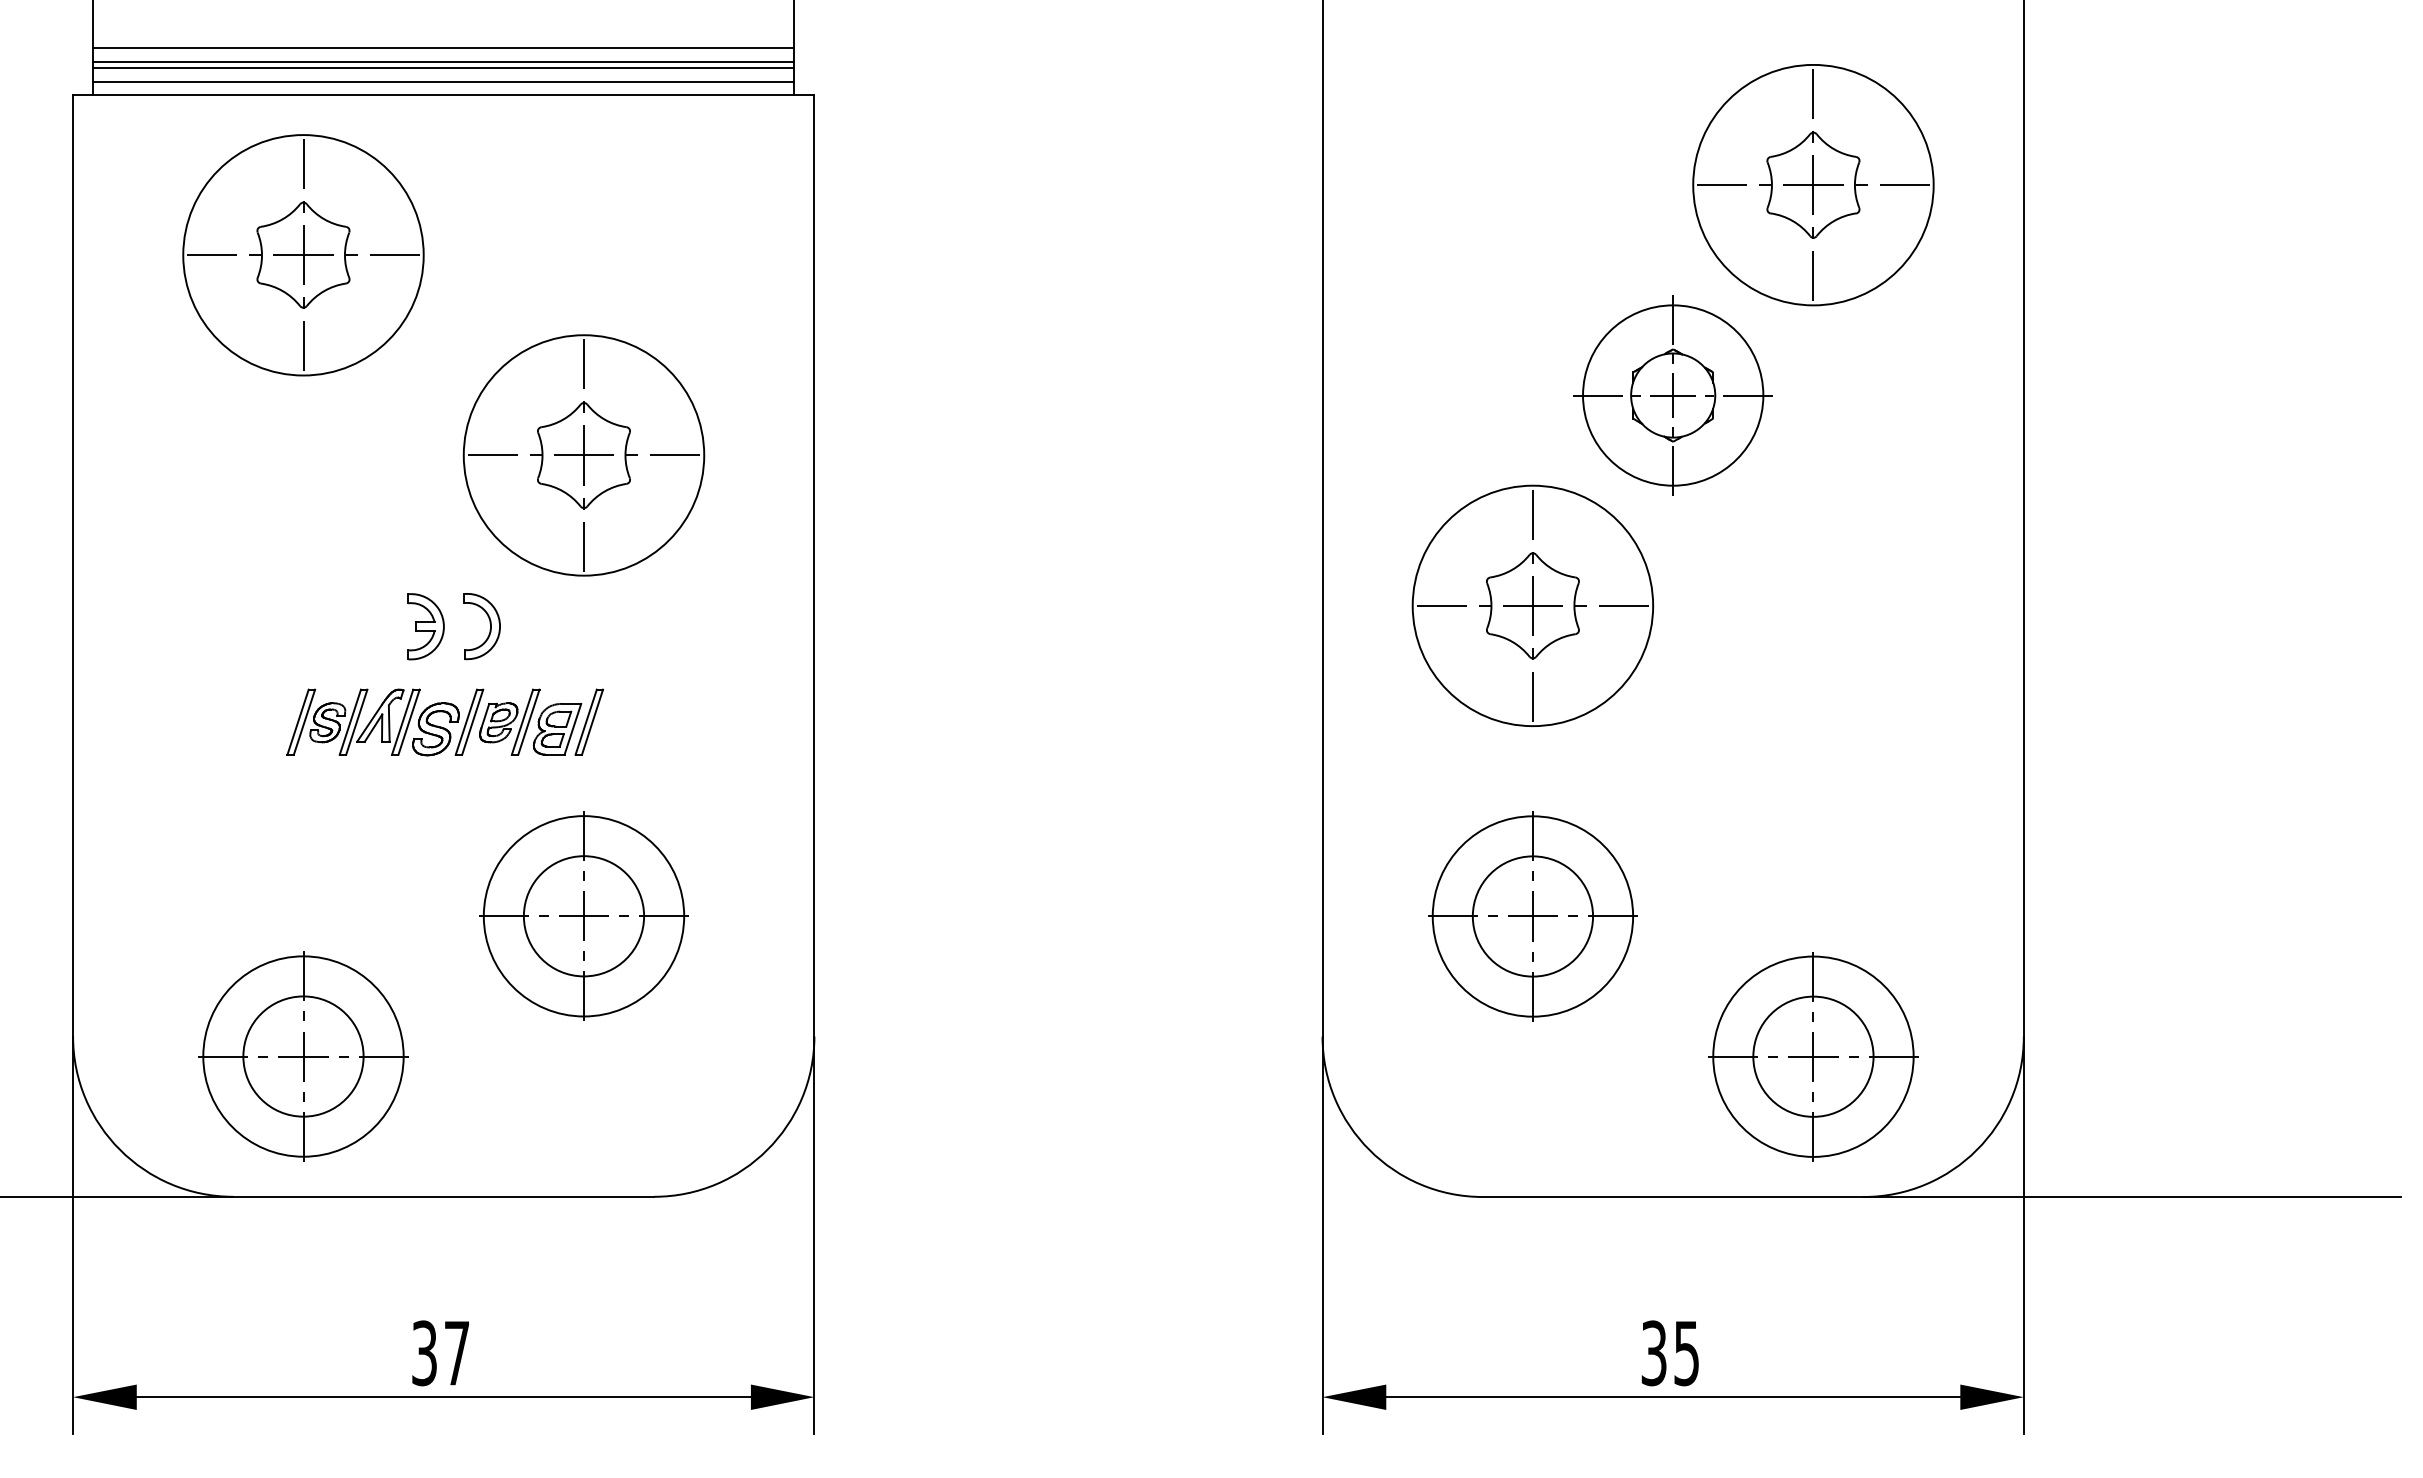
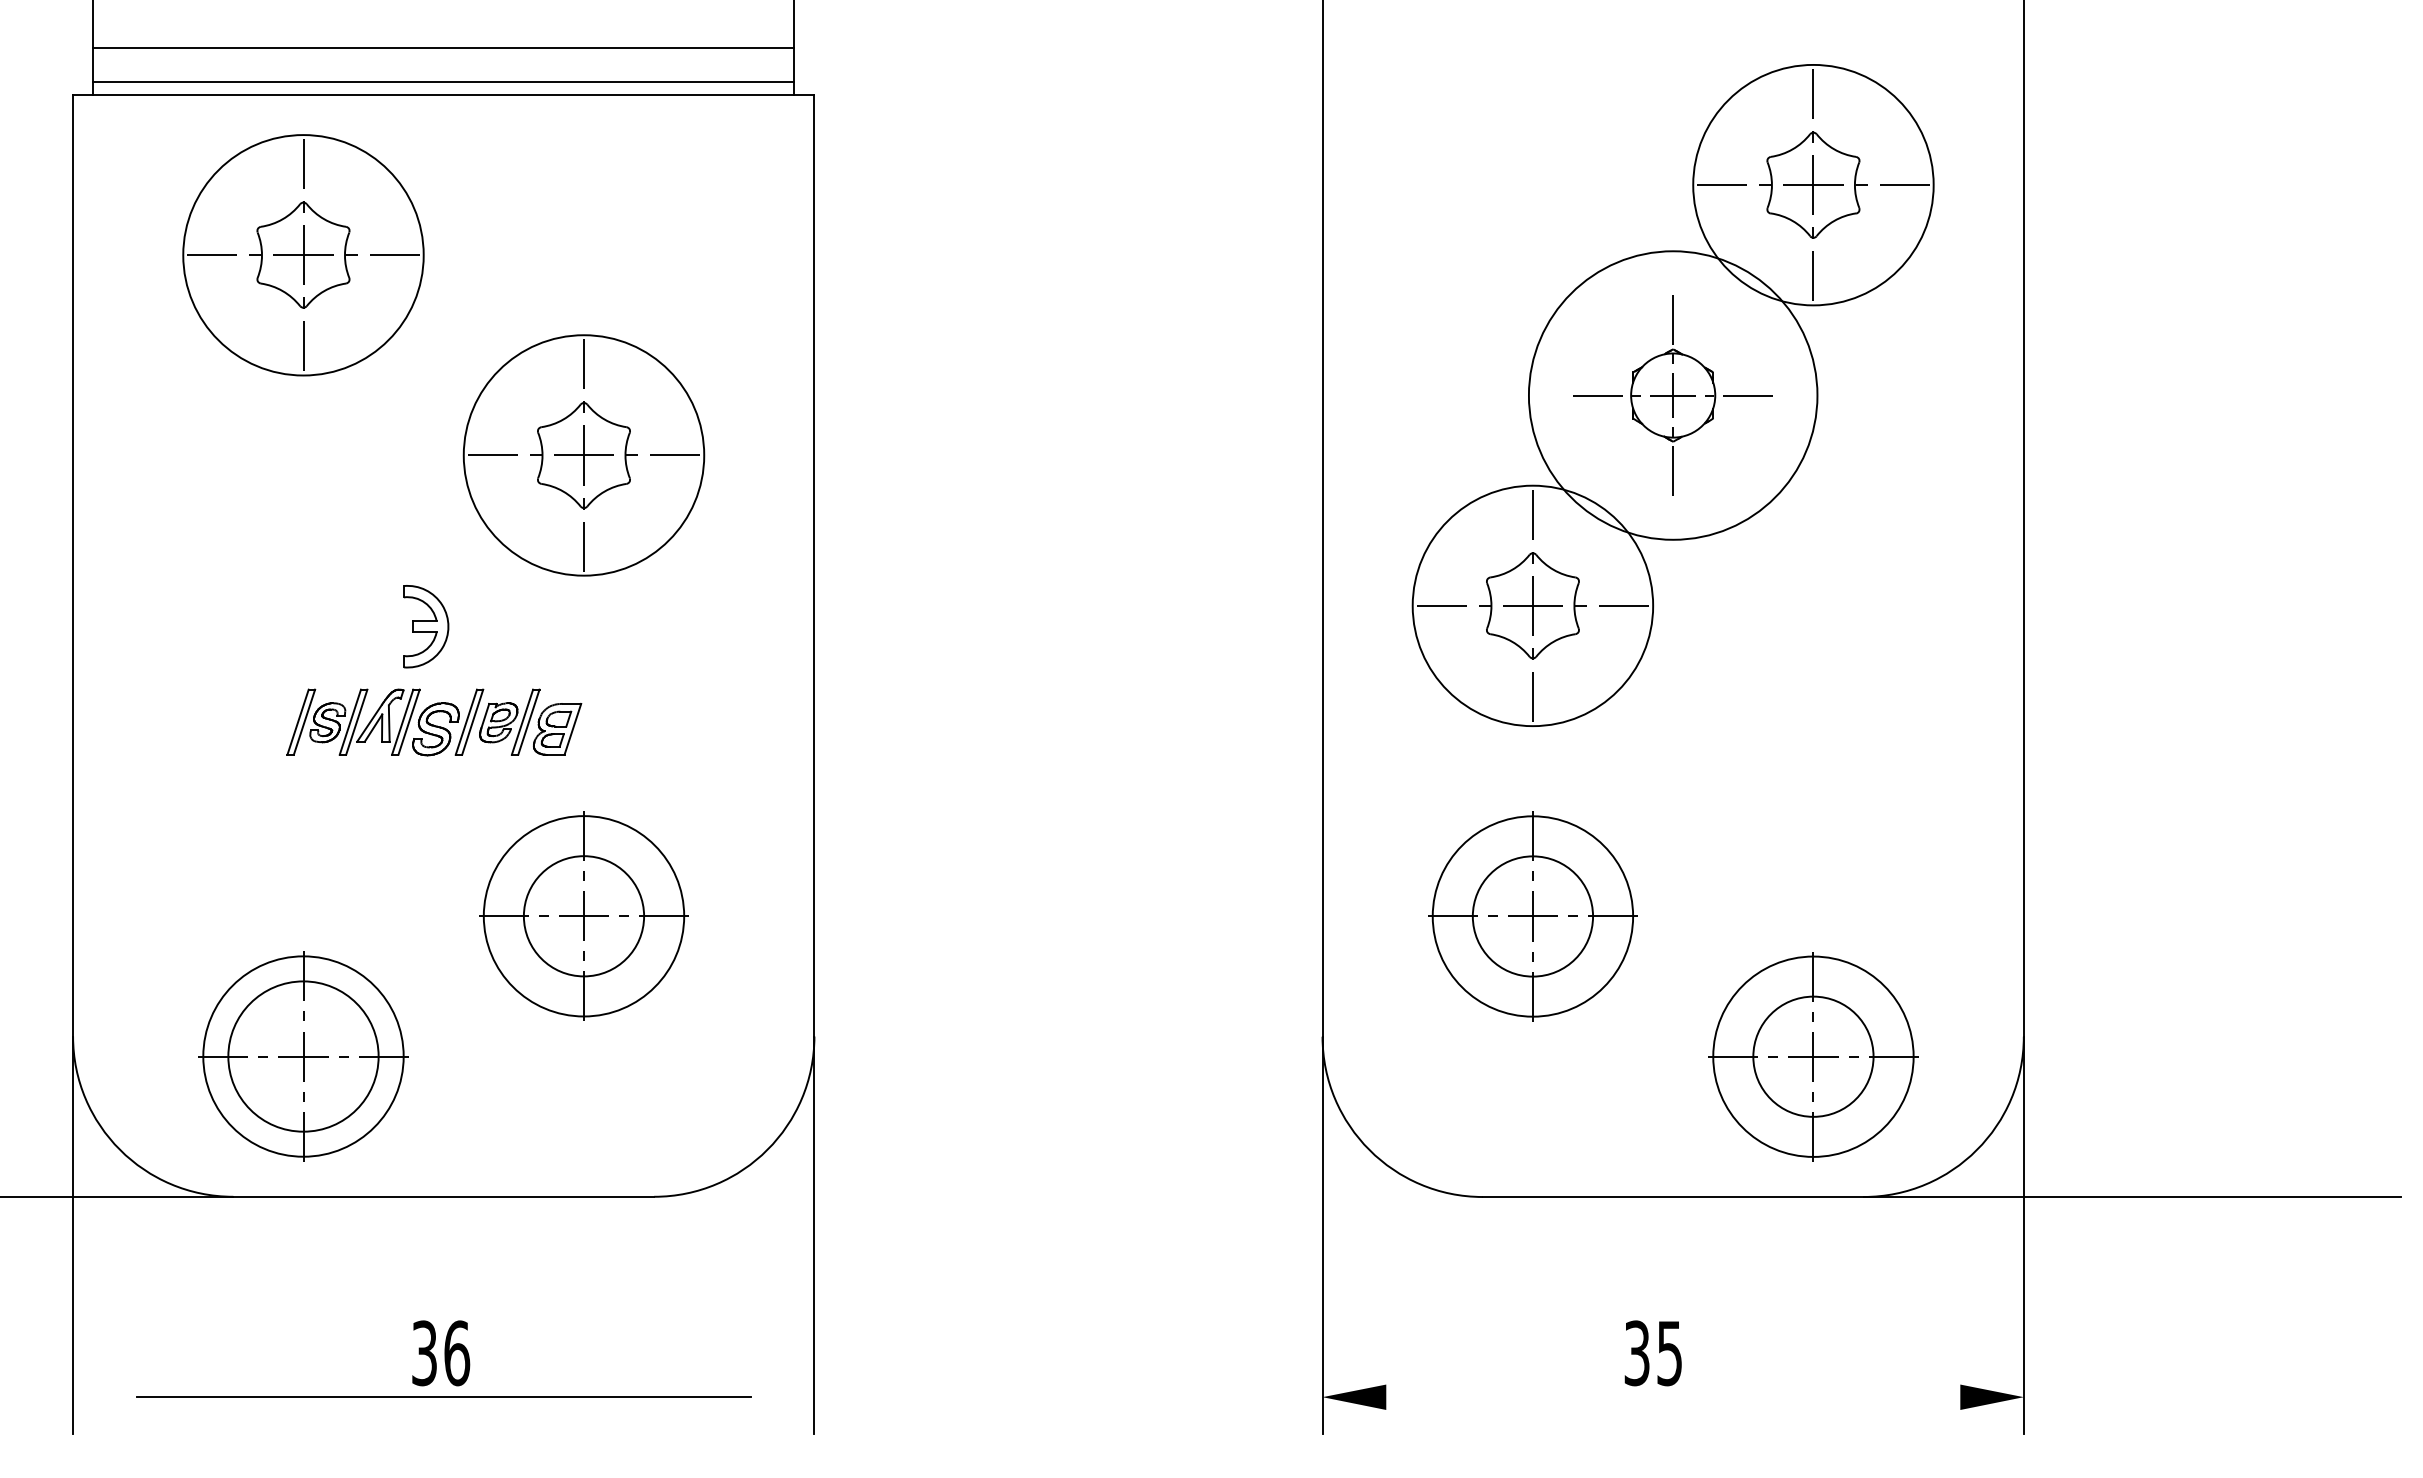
line: present -> none (443, 61)
line: present -> none (443, 67)
circle diameter: 180 px -> 289 px (1672, 395)
part: present -> none (489, 623)
part size: 38x68 px -> 47x84 px (426, 626)
part: present -> none (588, 721)
circle diameter: 120 px -> 150 px (303, 1056)
text: 37 -> 36 (457, 1353)
text position: (1669, 1353) -> (1652, 1353) (1652, 1353)
fill: present -> none (104, 1397)
fill: present -> none (782, 1397)
line: present -> none (1673, 1397)
